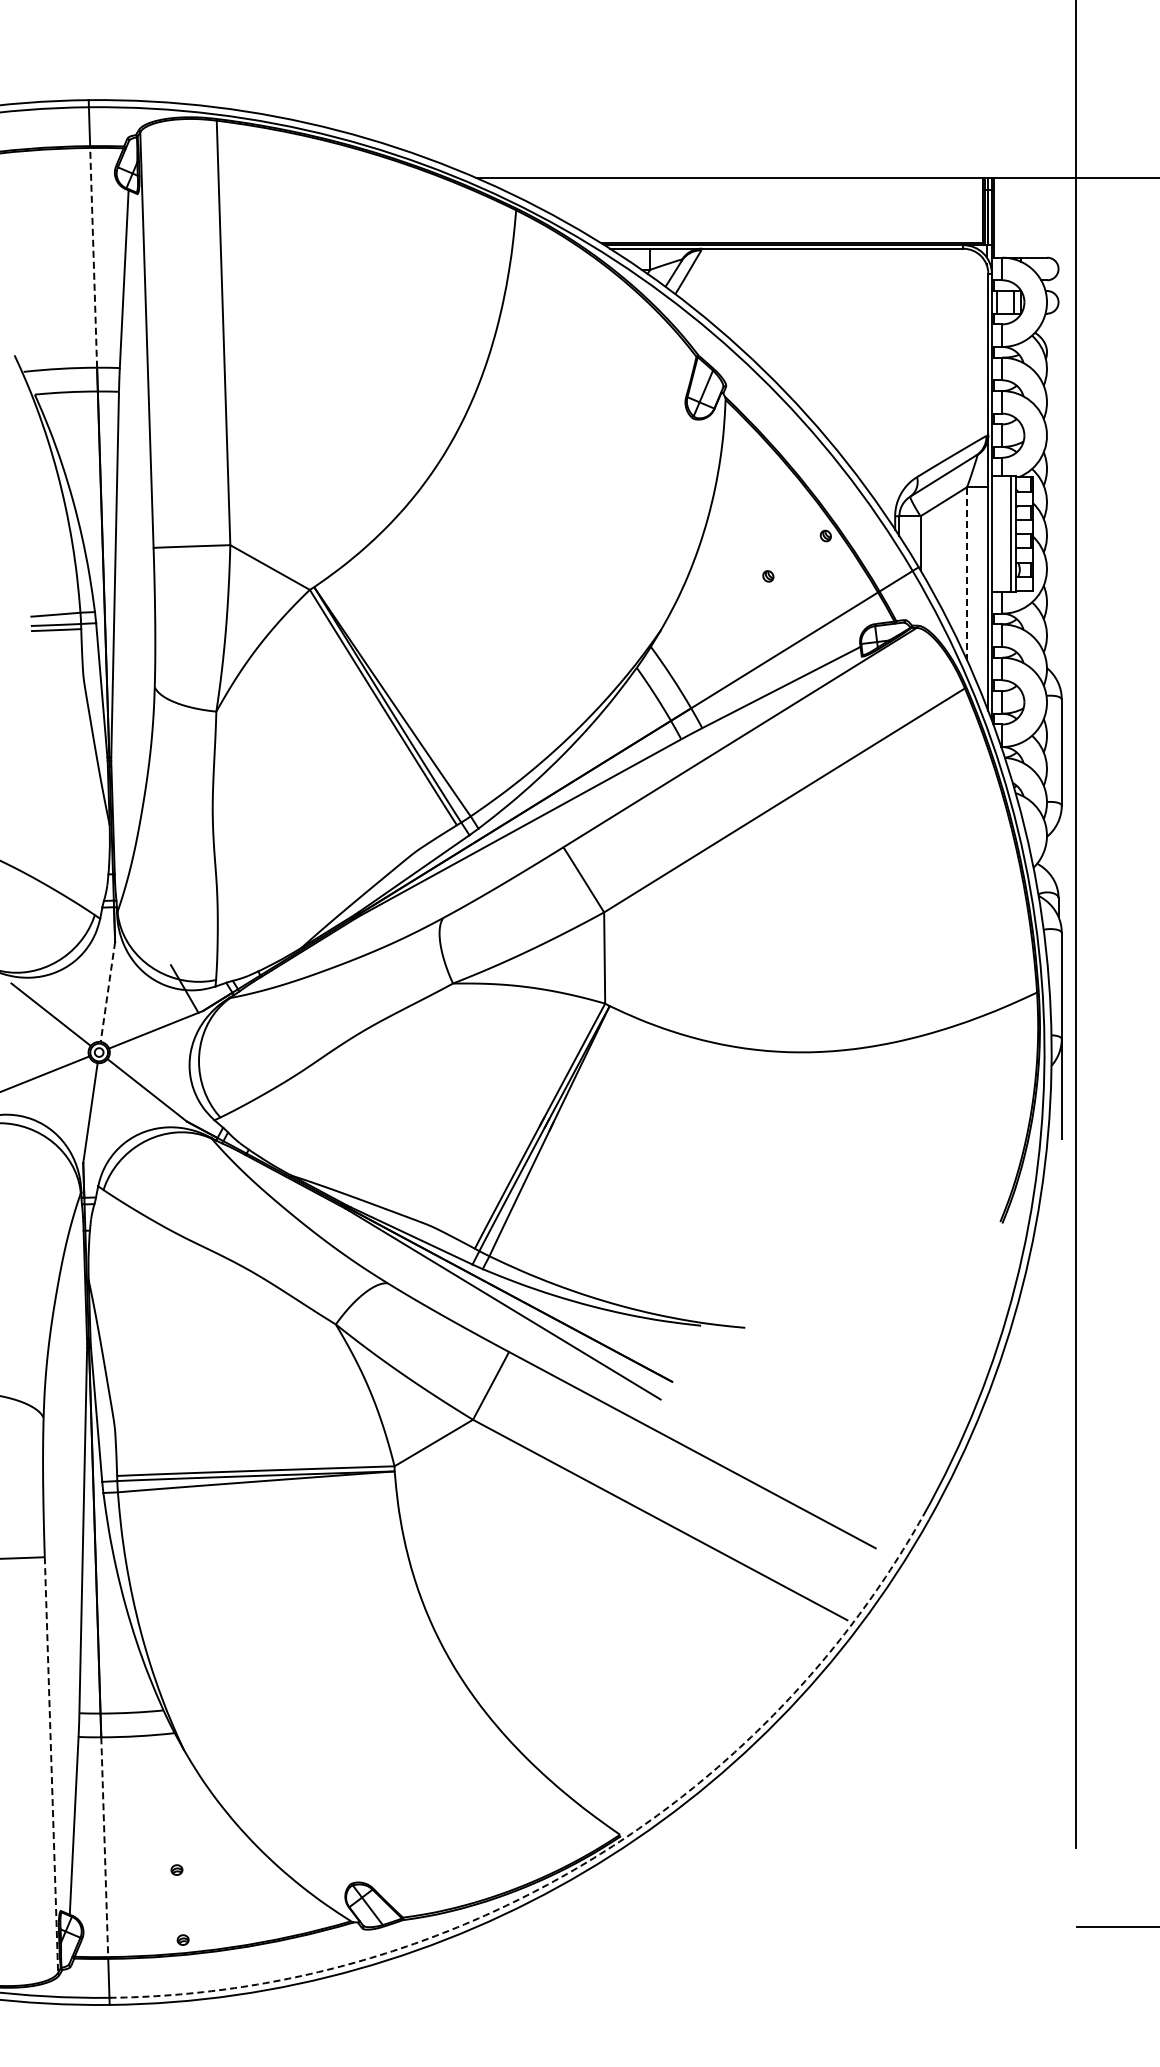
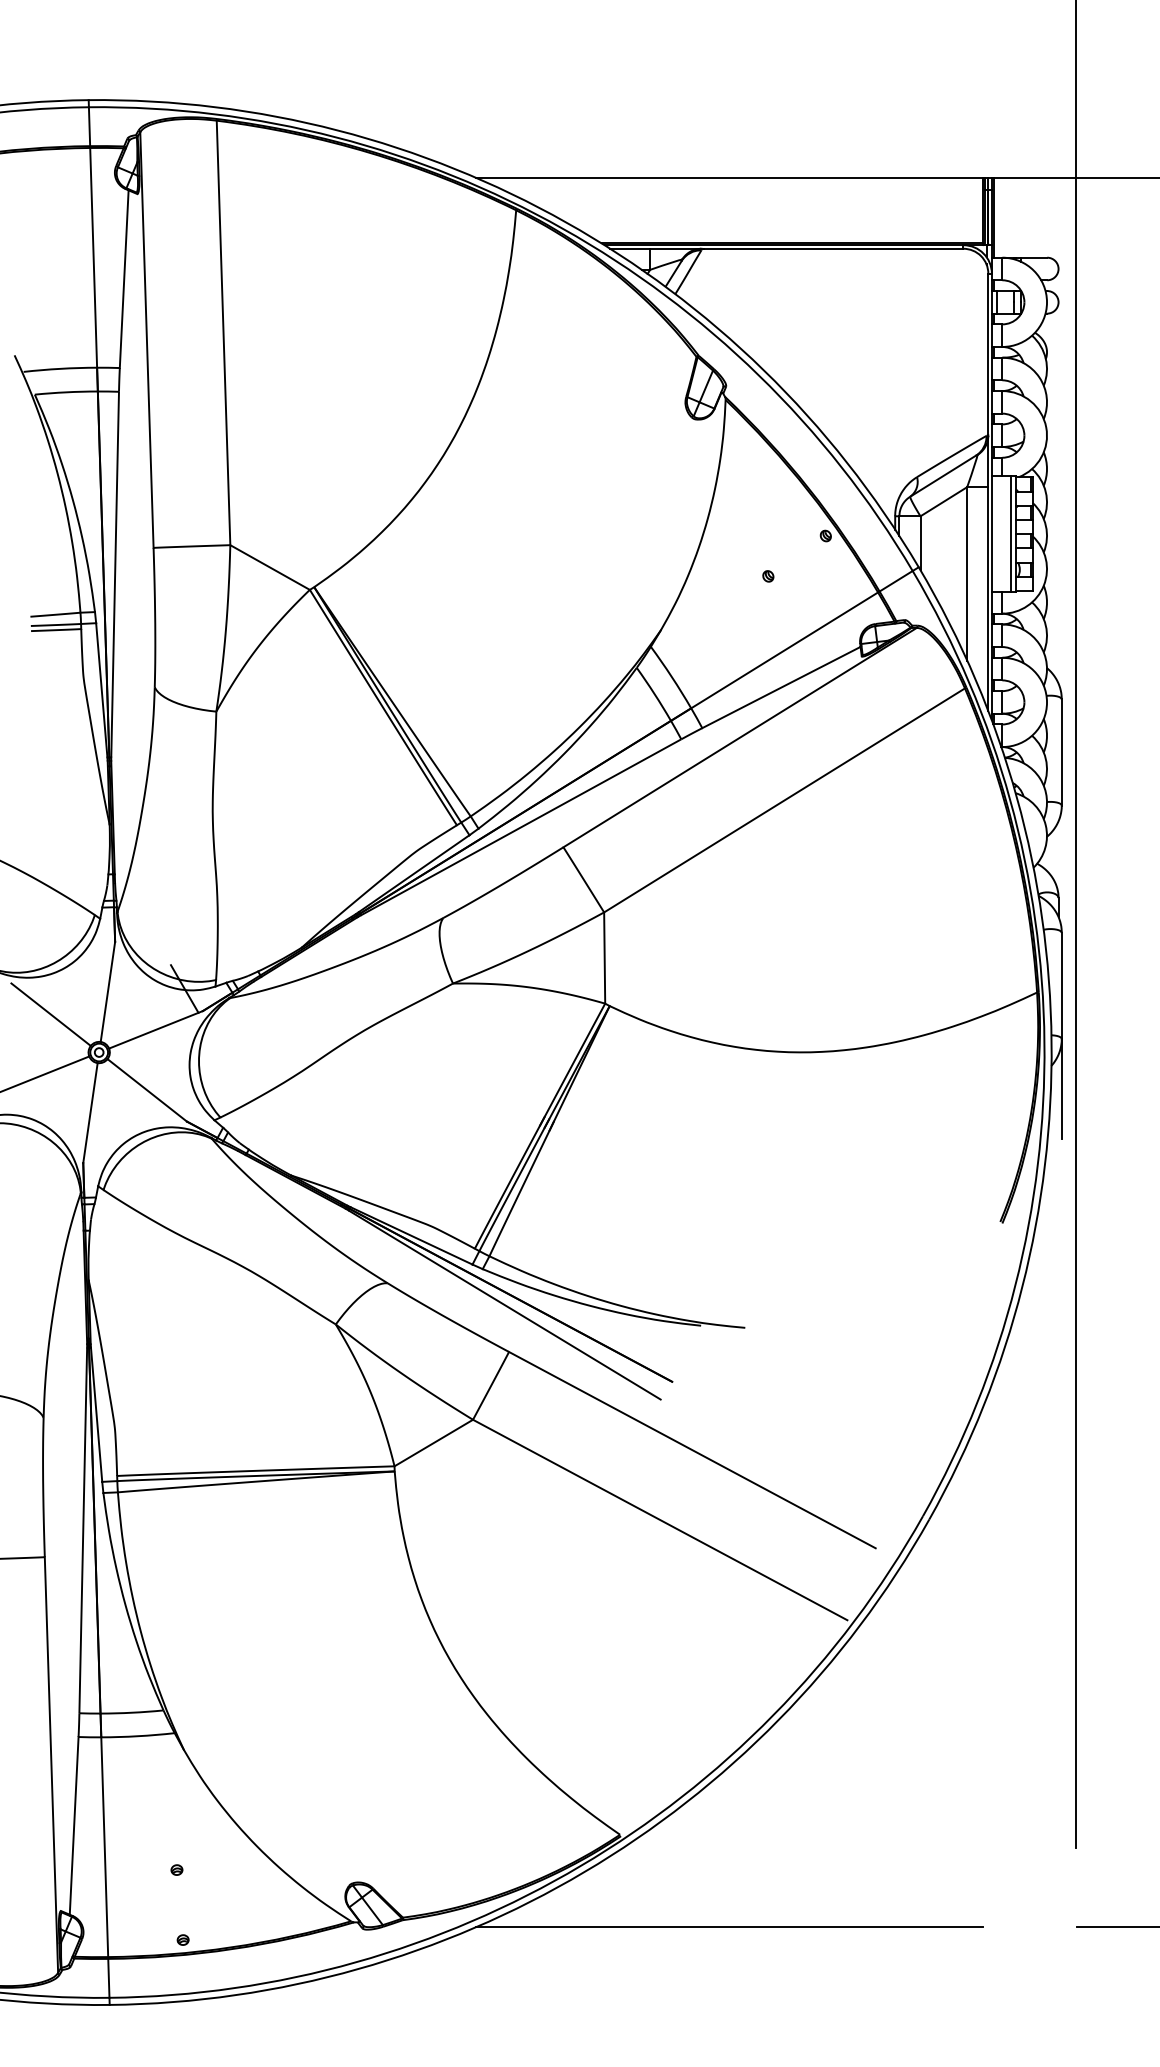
line: dashed -> solid (93, 257)
line: dashed -> solid (967, 573)
line: dashed -> solid (107, 991)
line: dashed -> solid (51, 1765)
line: dashed -> solid (104, 1847)
arc: dashed -> solid (580, 1866)
line: none -> present (728, 1927)
